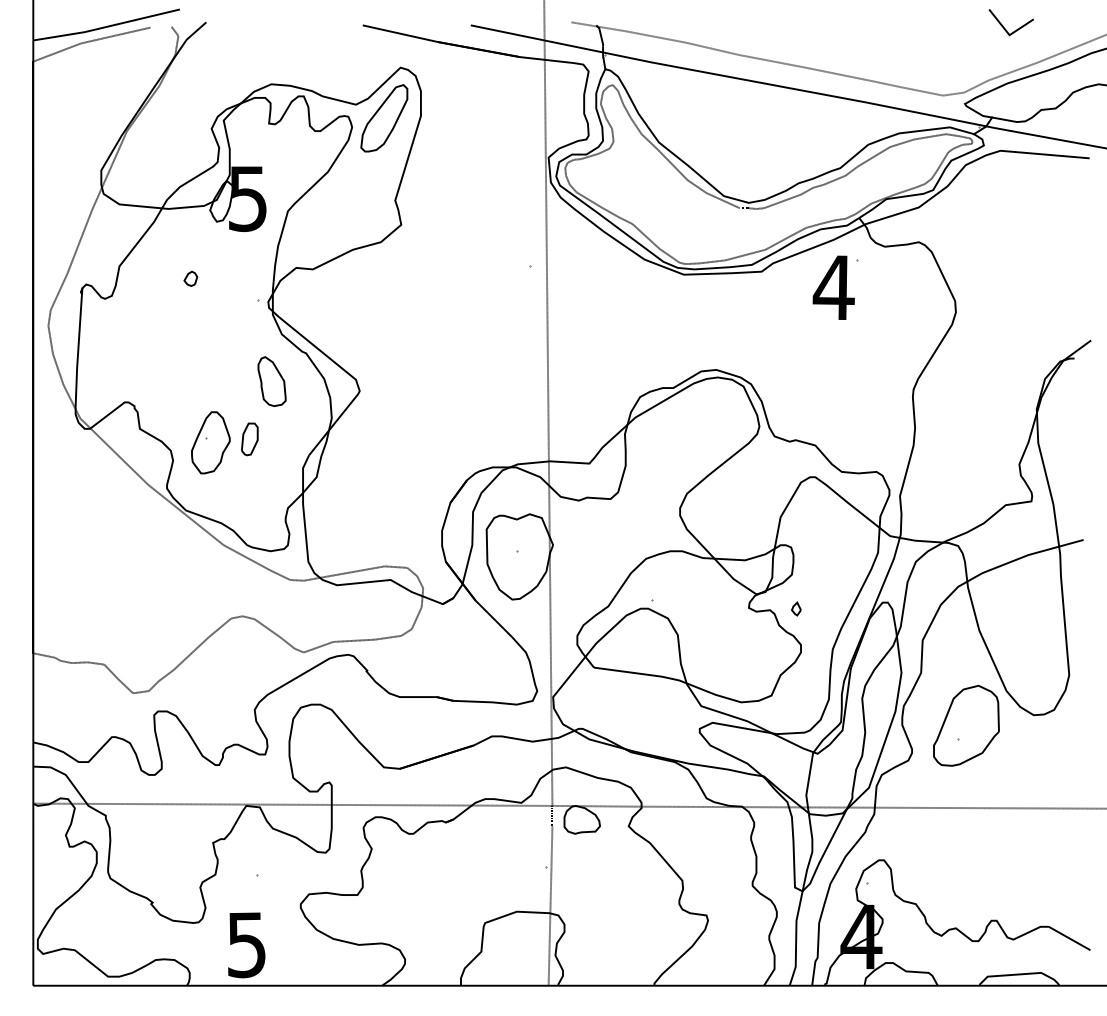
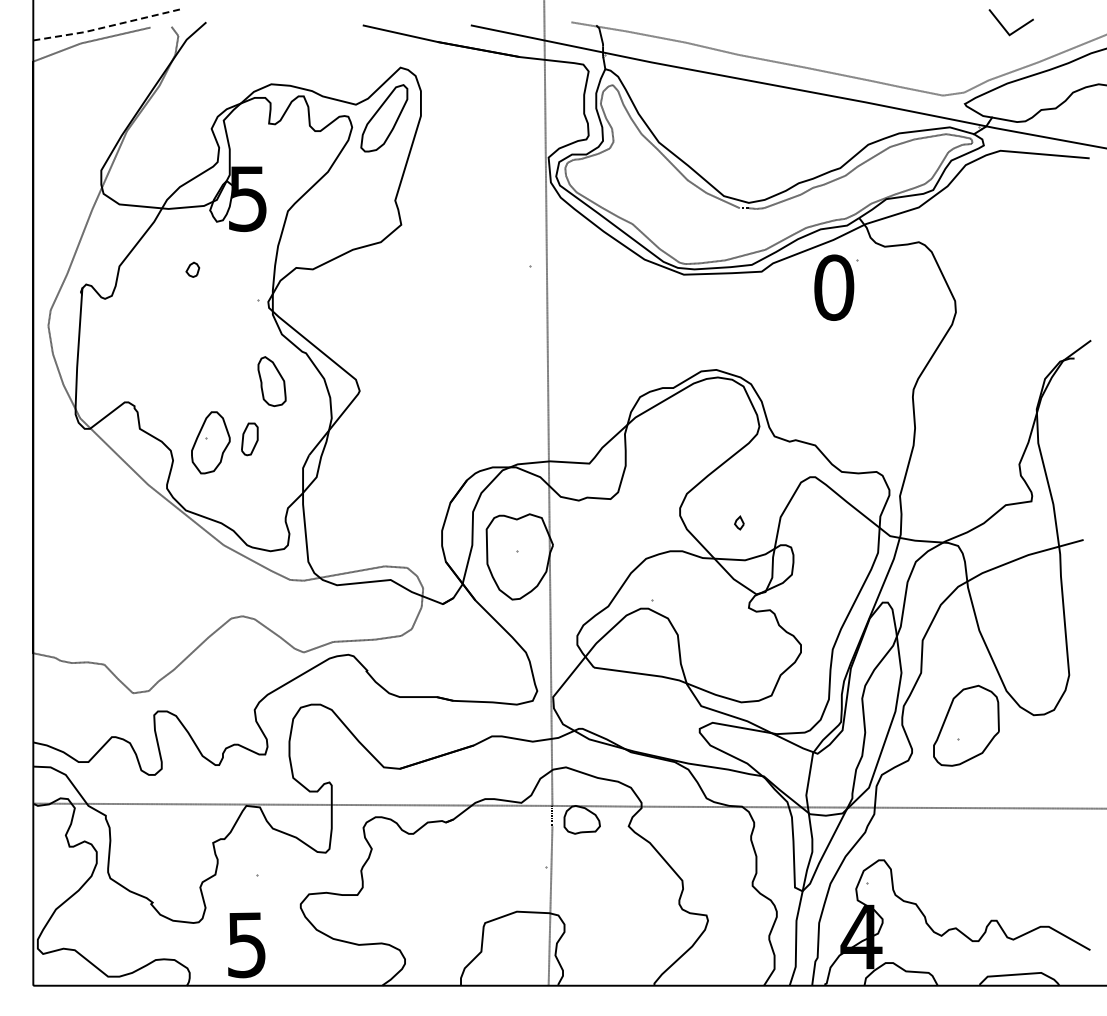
line: solid -> dashed (106, 27)
part position: (190, 278) -> (192, 269) (192, 269)
text: 4 -> 0 (833, 287)
part position: (796, 608) -> (739, 522) (739, 522)
